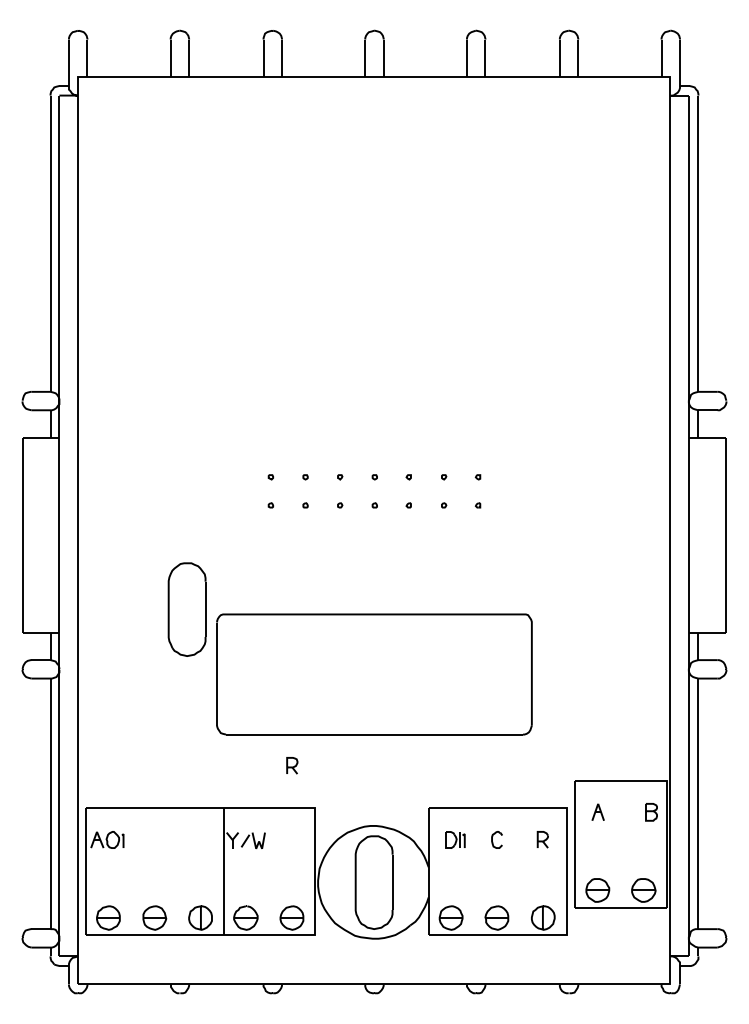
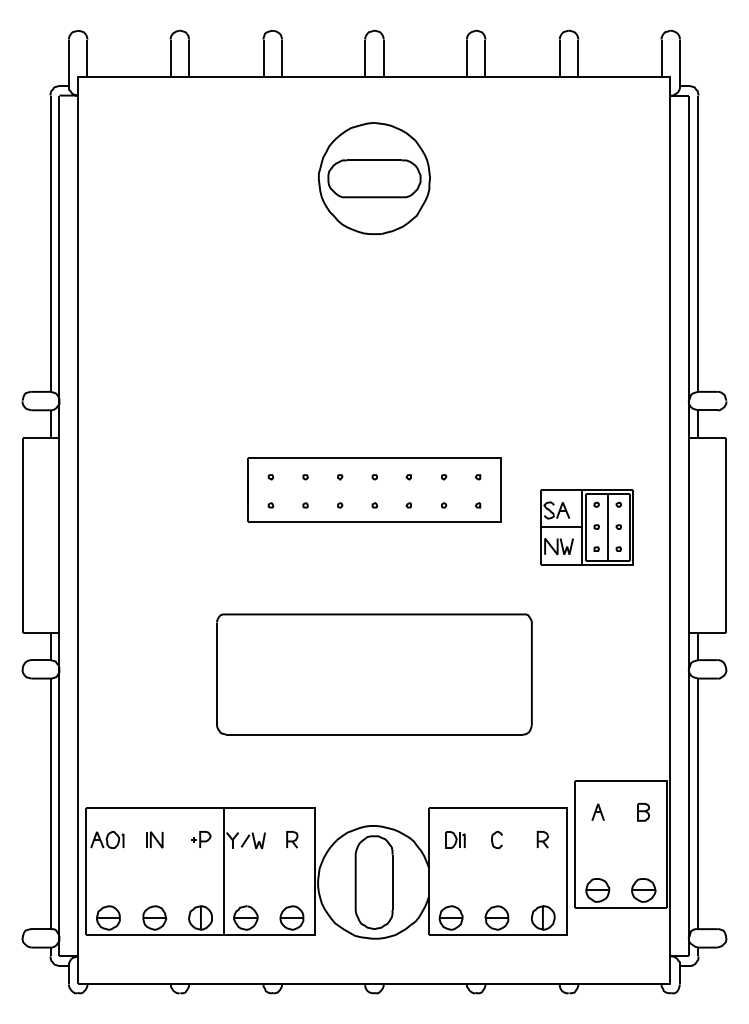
part: none -> present (374, 178)
part: none -> present (374, 489)
part: none -> present (586, 527)
part: present -> none (186, 609)
part position: (292, 765) -> (292, 839) (292, 839)
part position: (651, 812) -> (643, 812) (643, 812)
part: none -> present (154, 839)
part: none -> present (201, 839)
